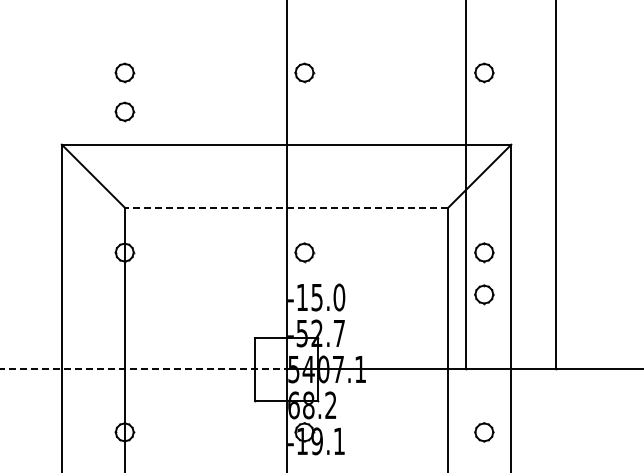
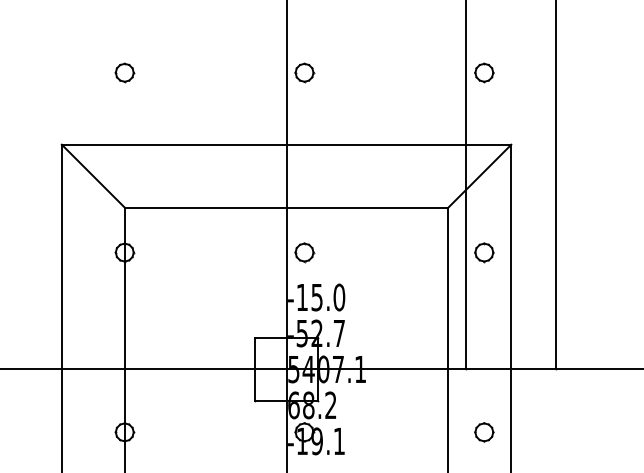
part: present -> none (124, 111)
line: dashed -> solid (286, 207)
part: present -> none (484, 294)
line: dashed -> solid (143, 369)
